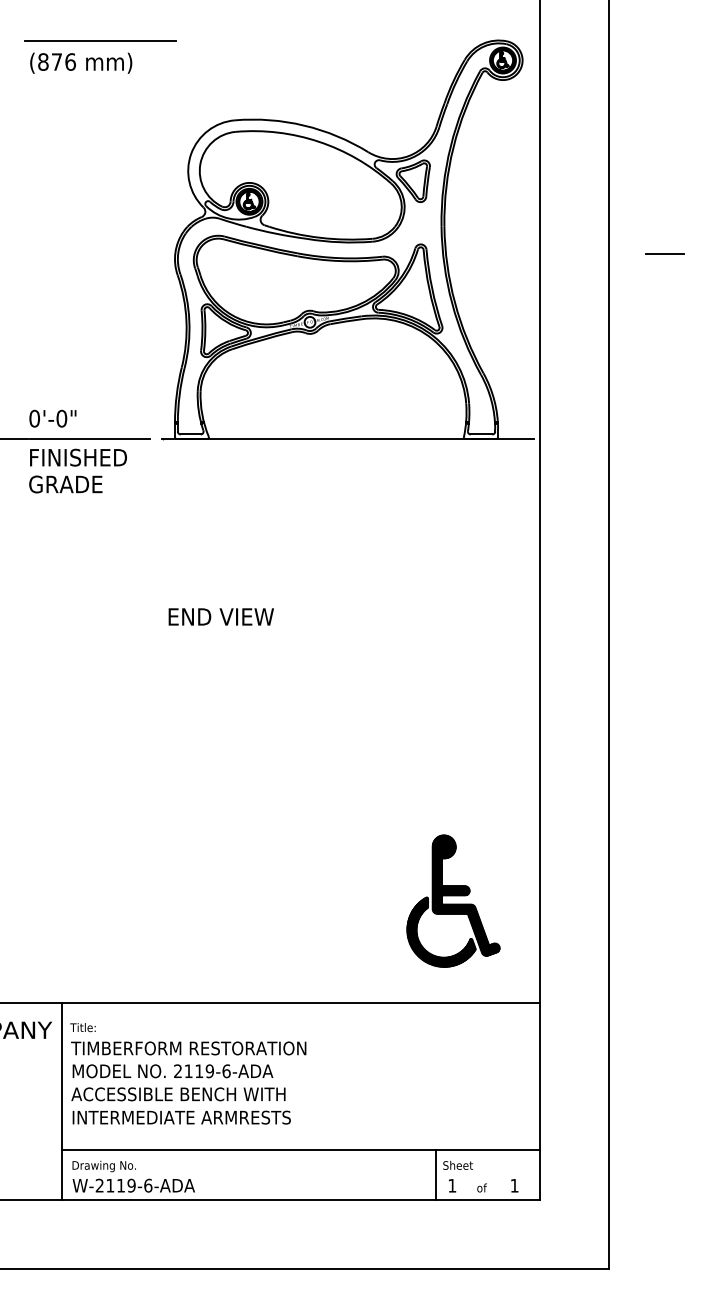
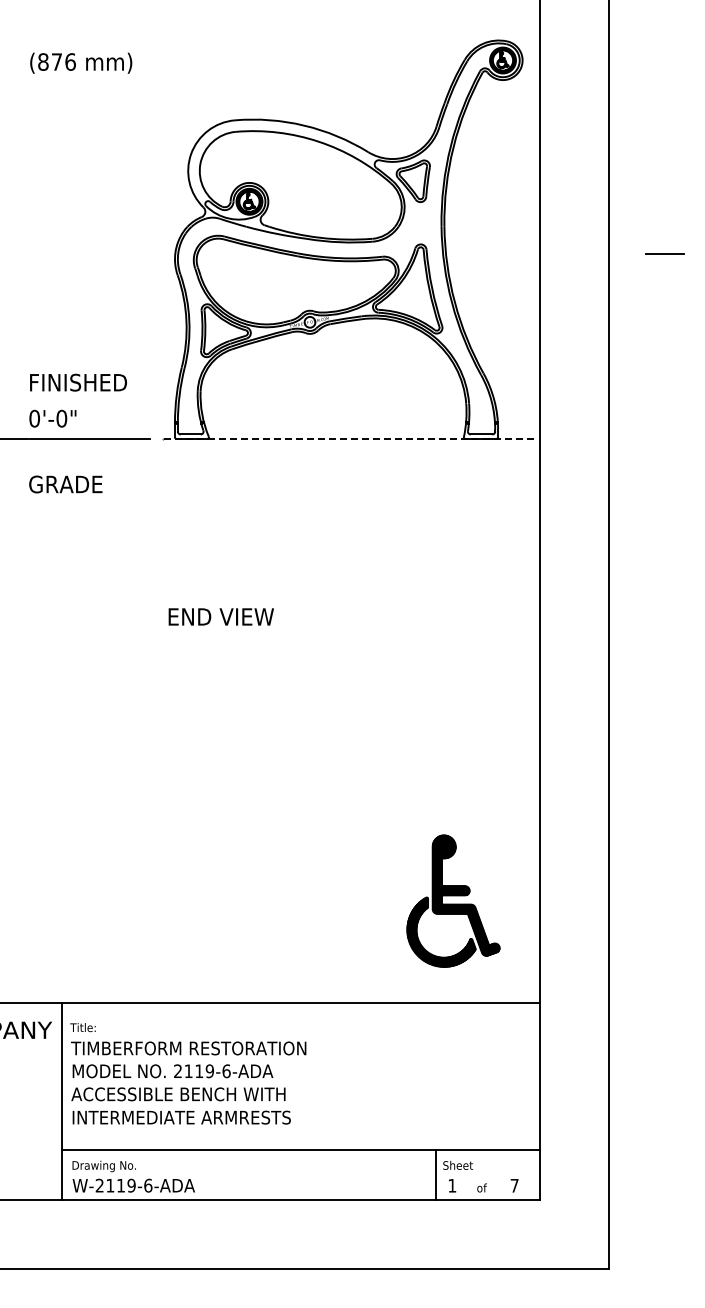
line: present -> none (100, 40)
line: solid -> dashed (347, 438)
text position: (78, 457) -> (78, 382) (78, 382)
text: 1 -> 7 (514, 1185)
